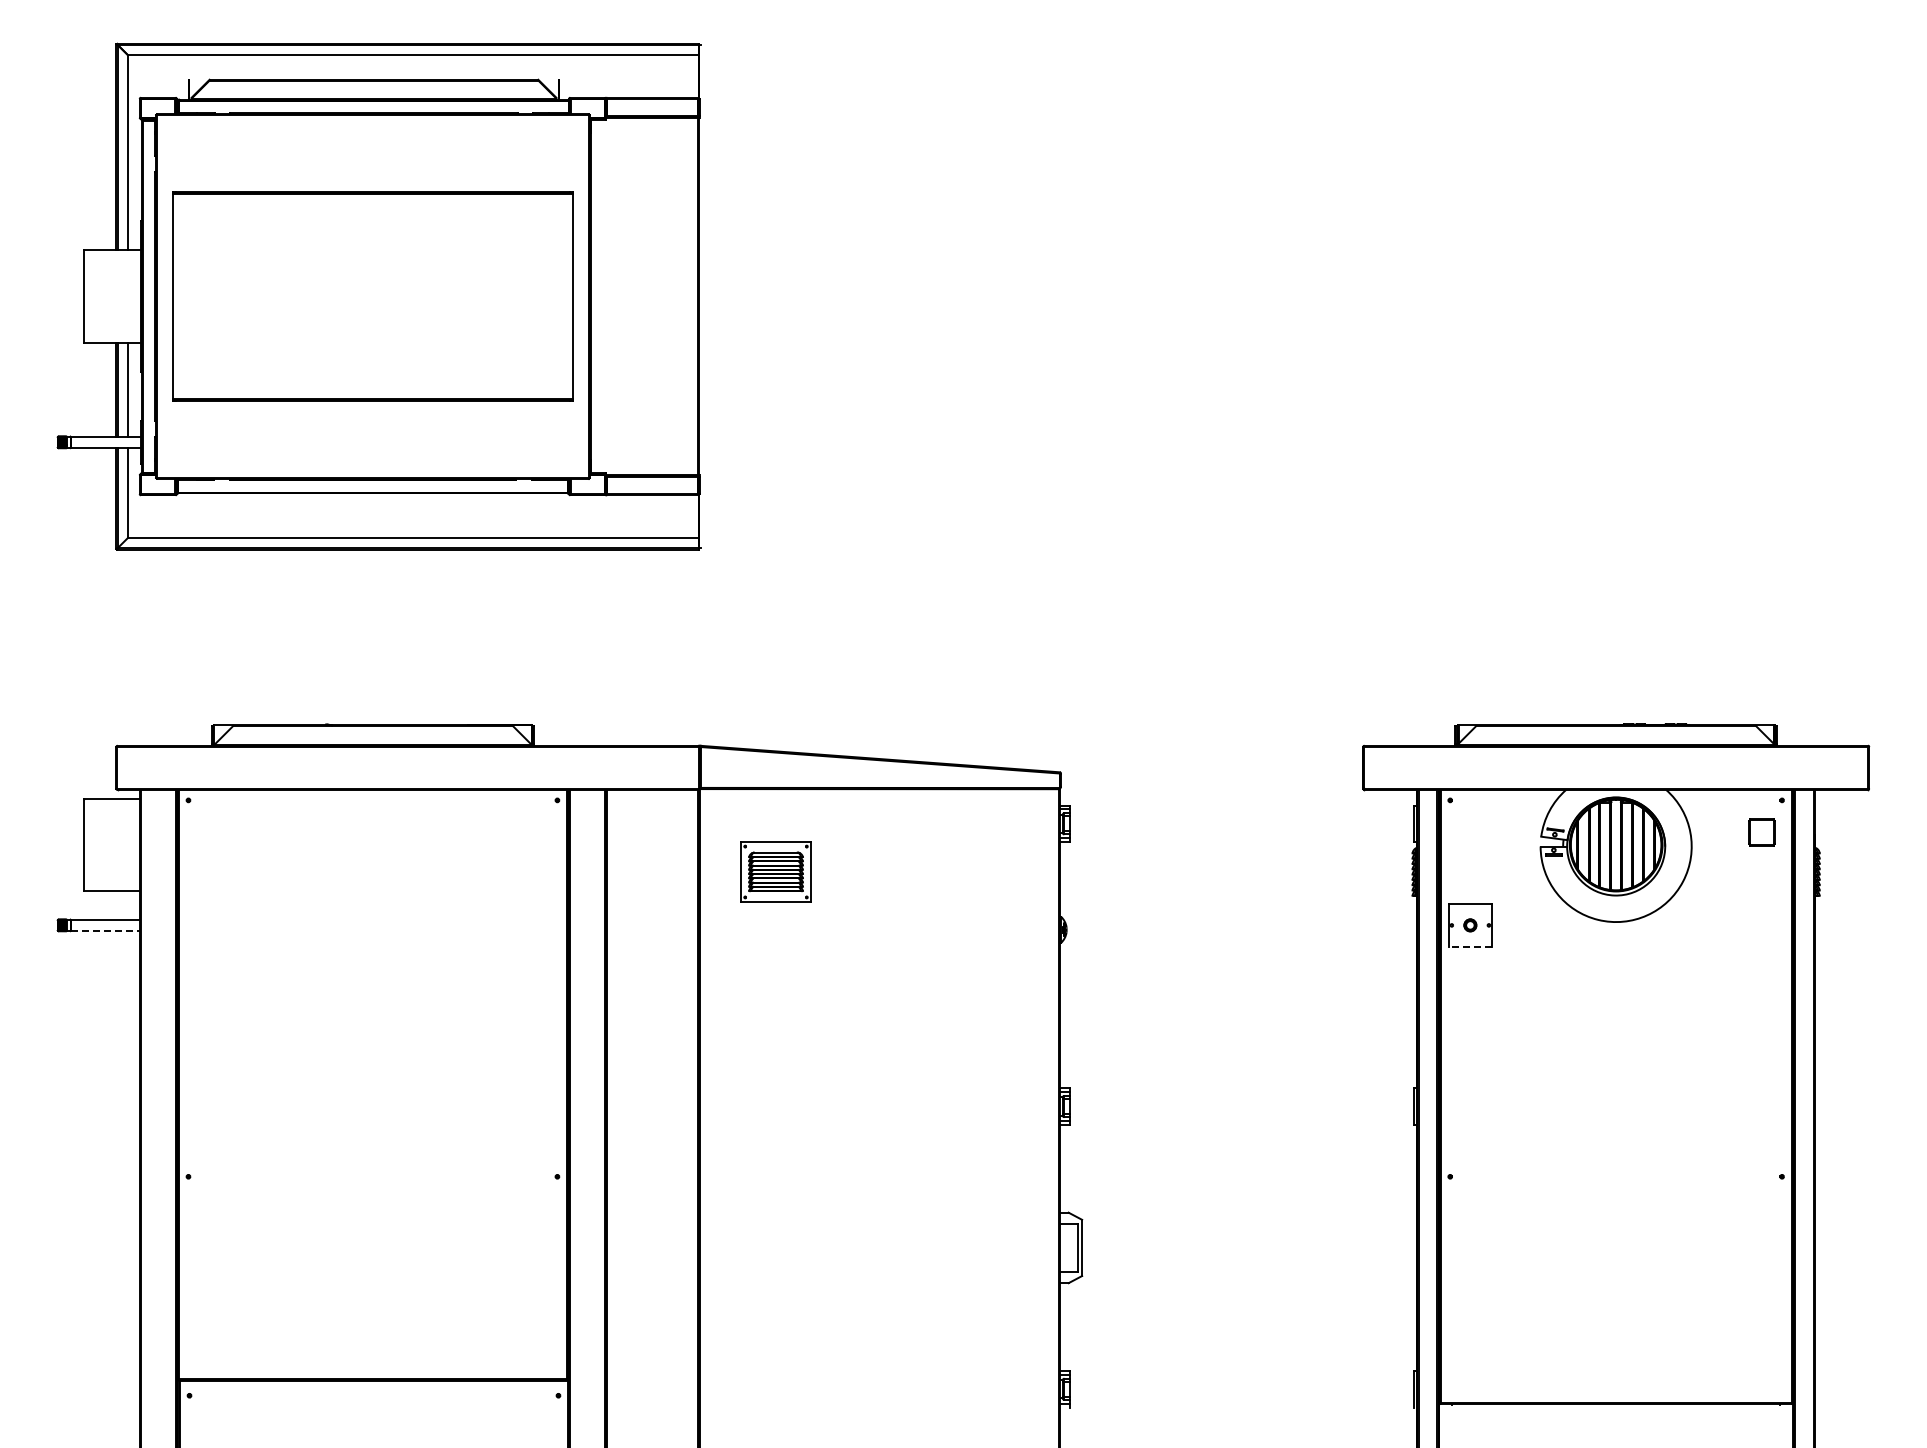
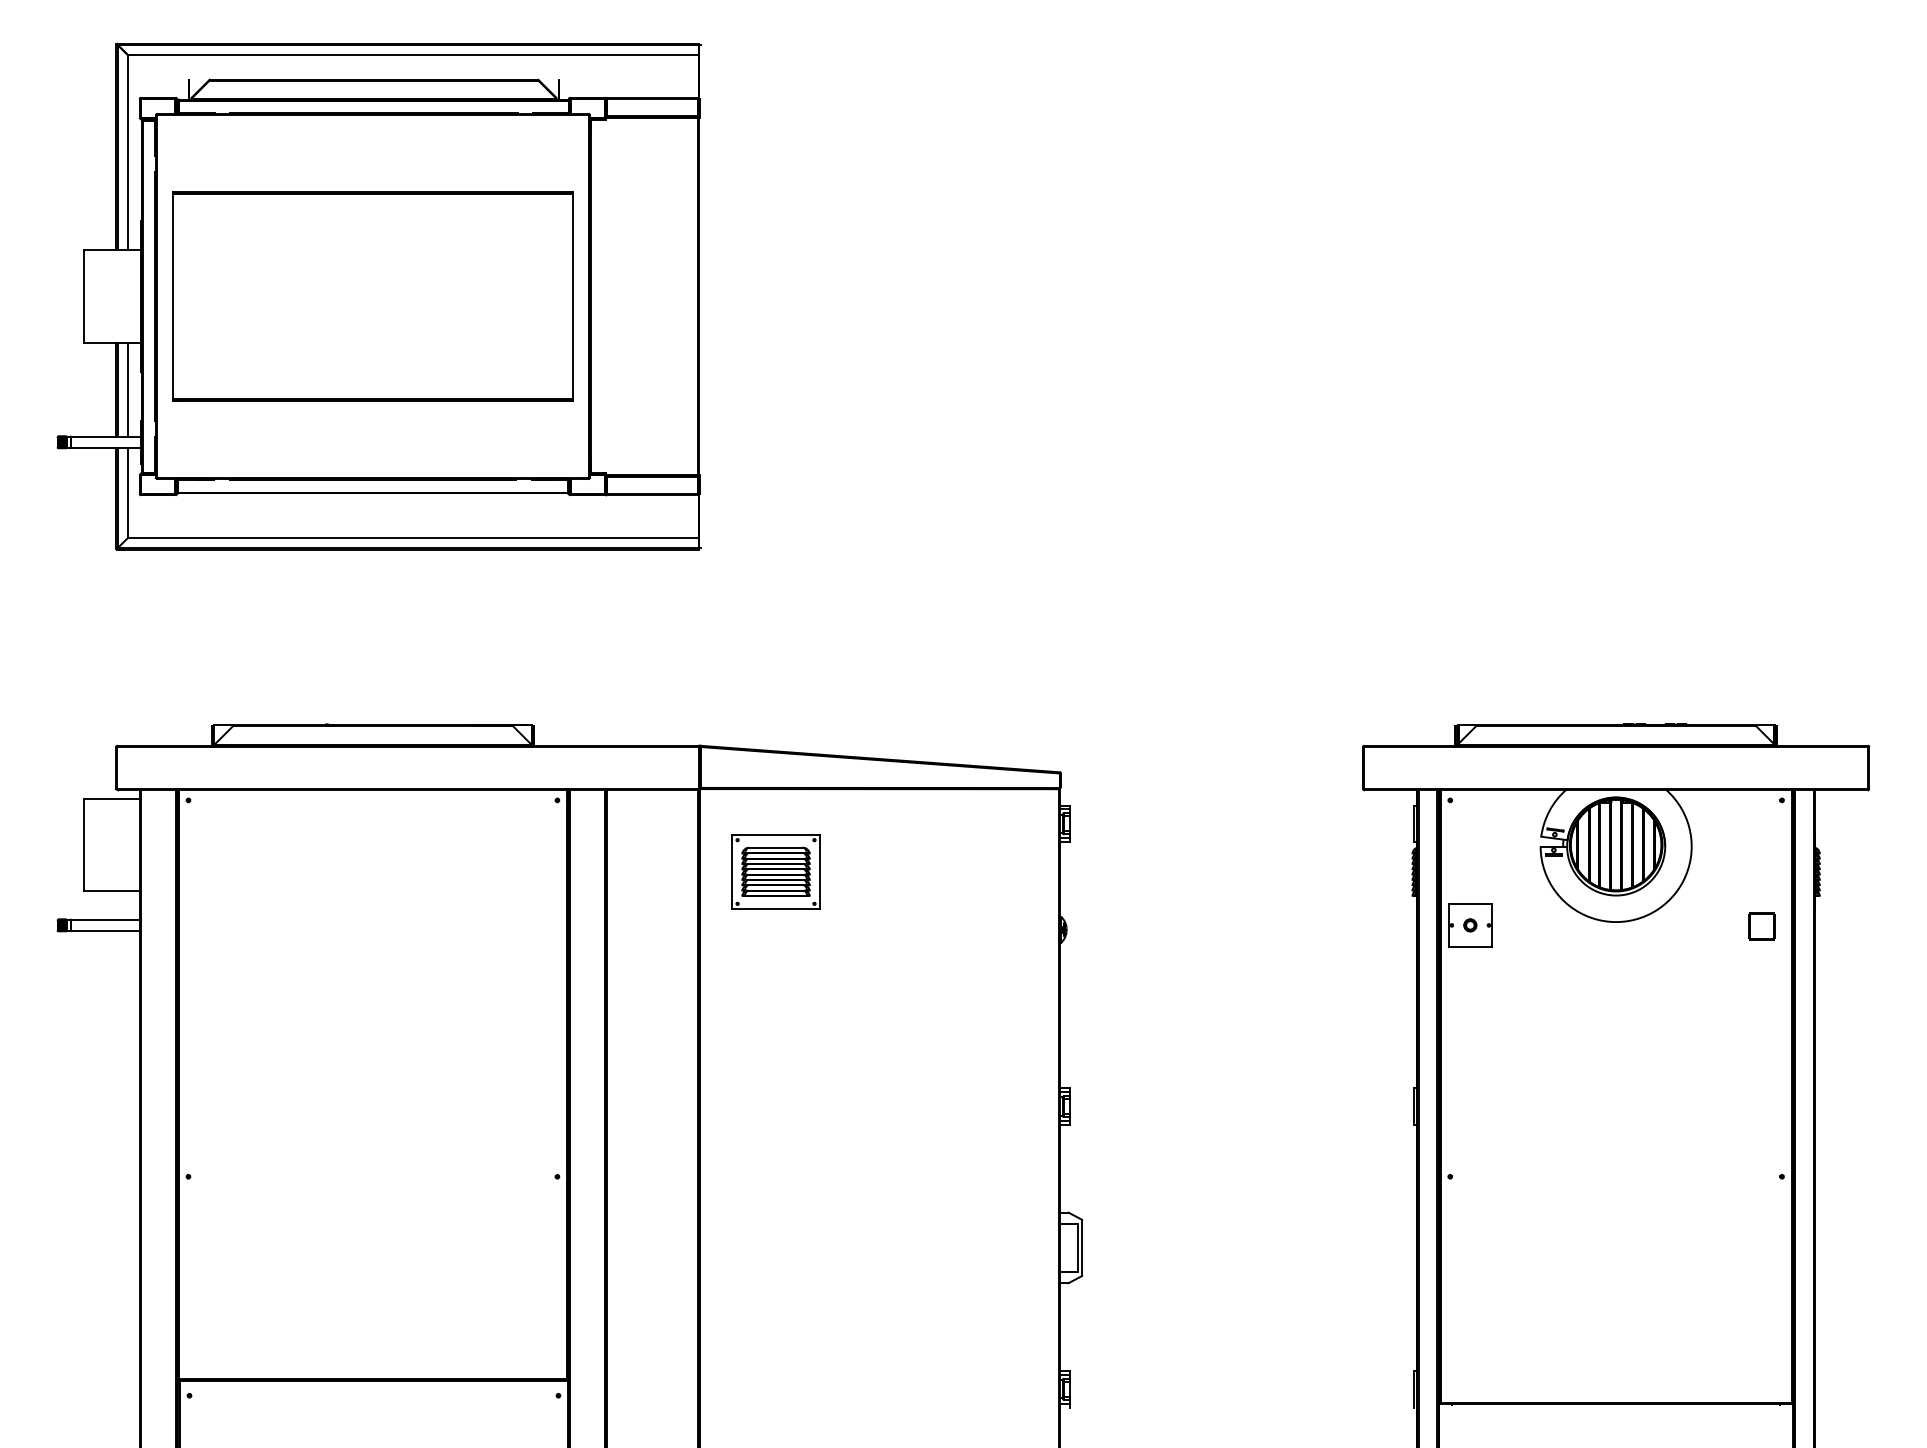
part position: (1761, 832) -> (1761, 926) (1761, 926)
part size: 72x62 px -> 90x76 px (775, 871)
line: dashed -> solid (105, 931)
line: dashed -> solid (1469, 946)
